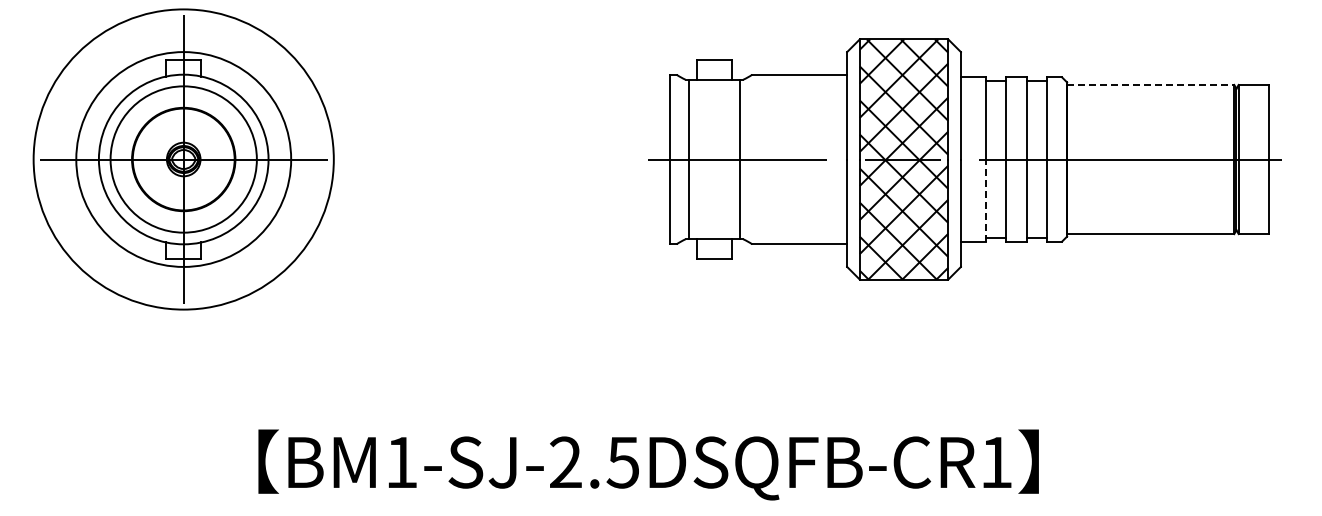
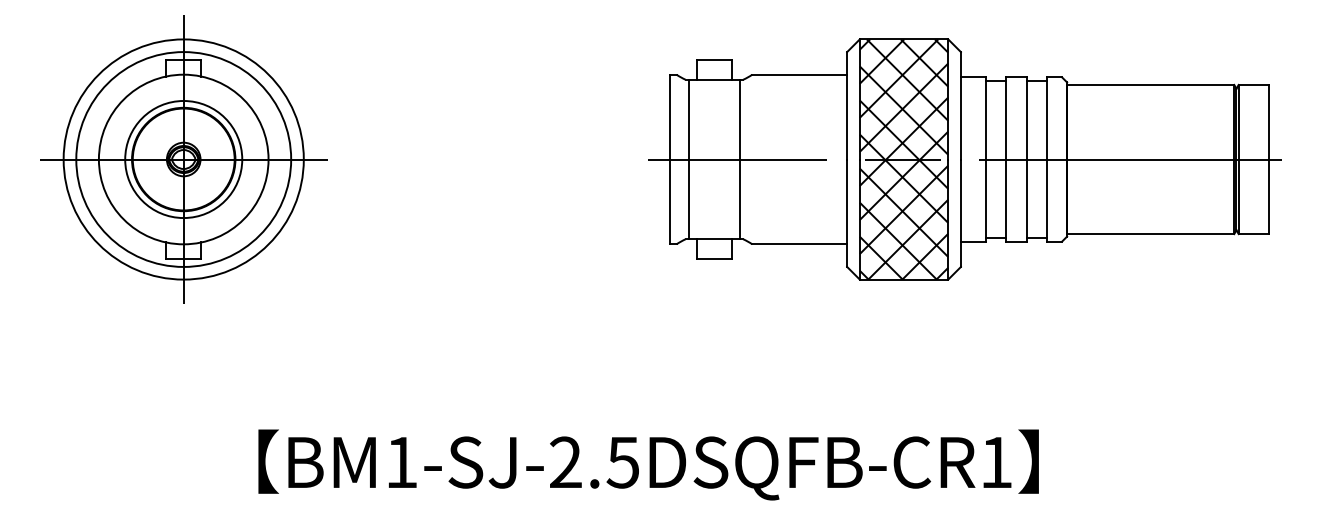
line: dashed -> solid (1150, 84)
circle diameter: 146 px -> 117 px (183, 159)
circle diameter: 300 px -> 240 px (183, 159)
line: dashed -> solid (986, 200)
